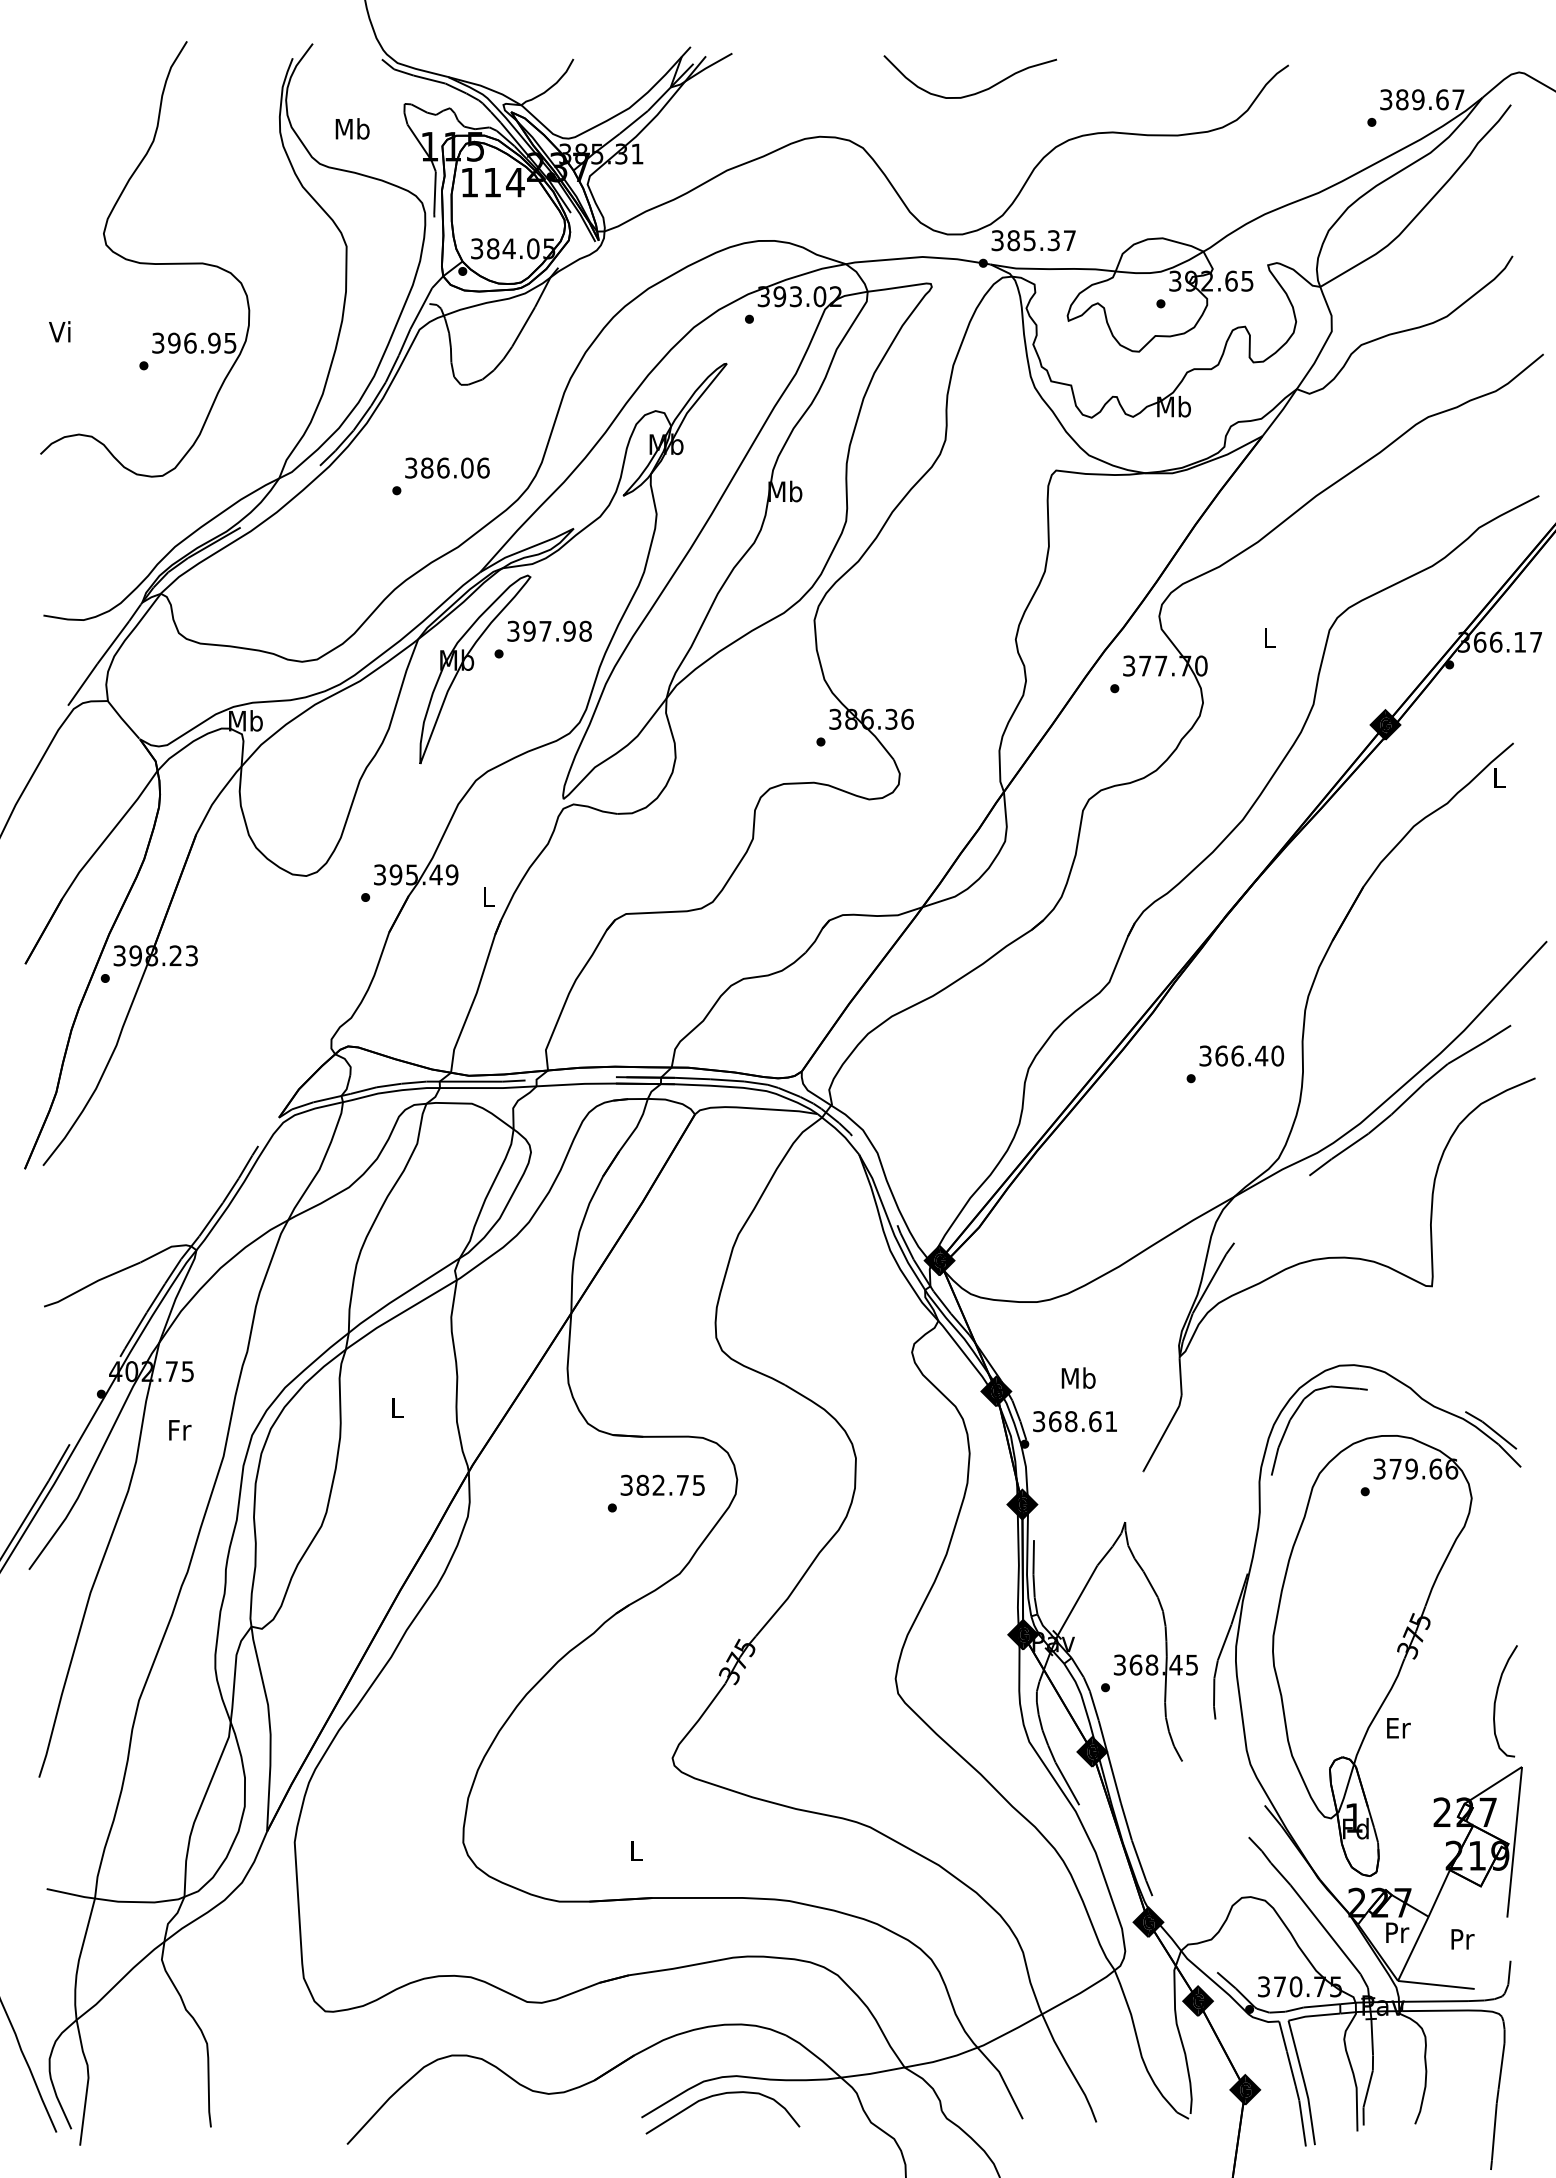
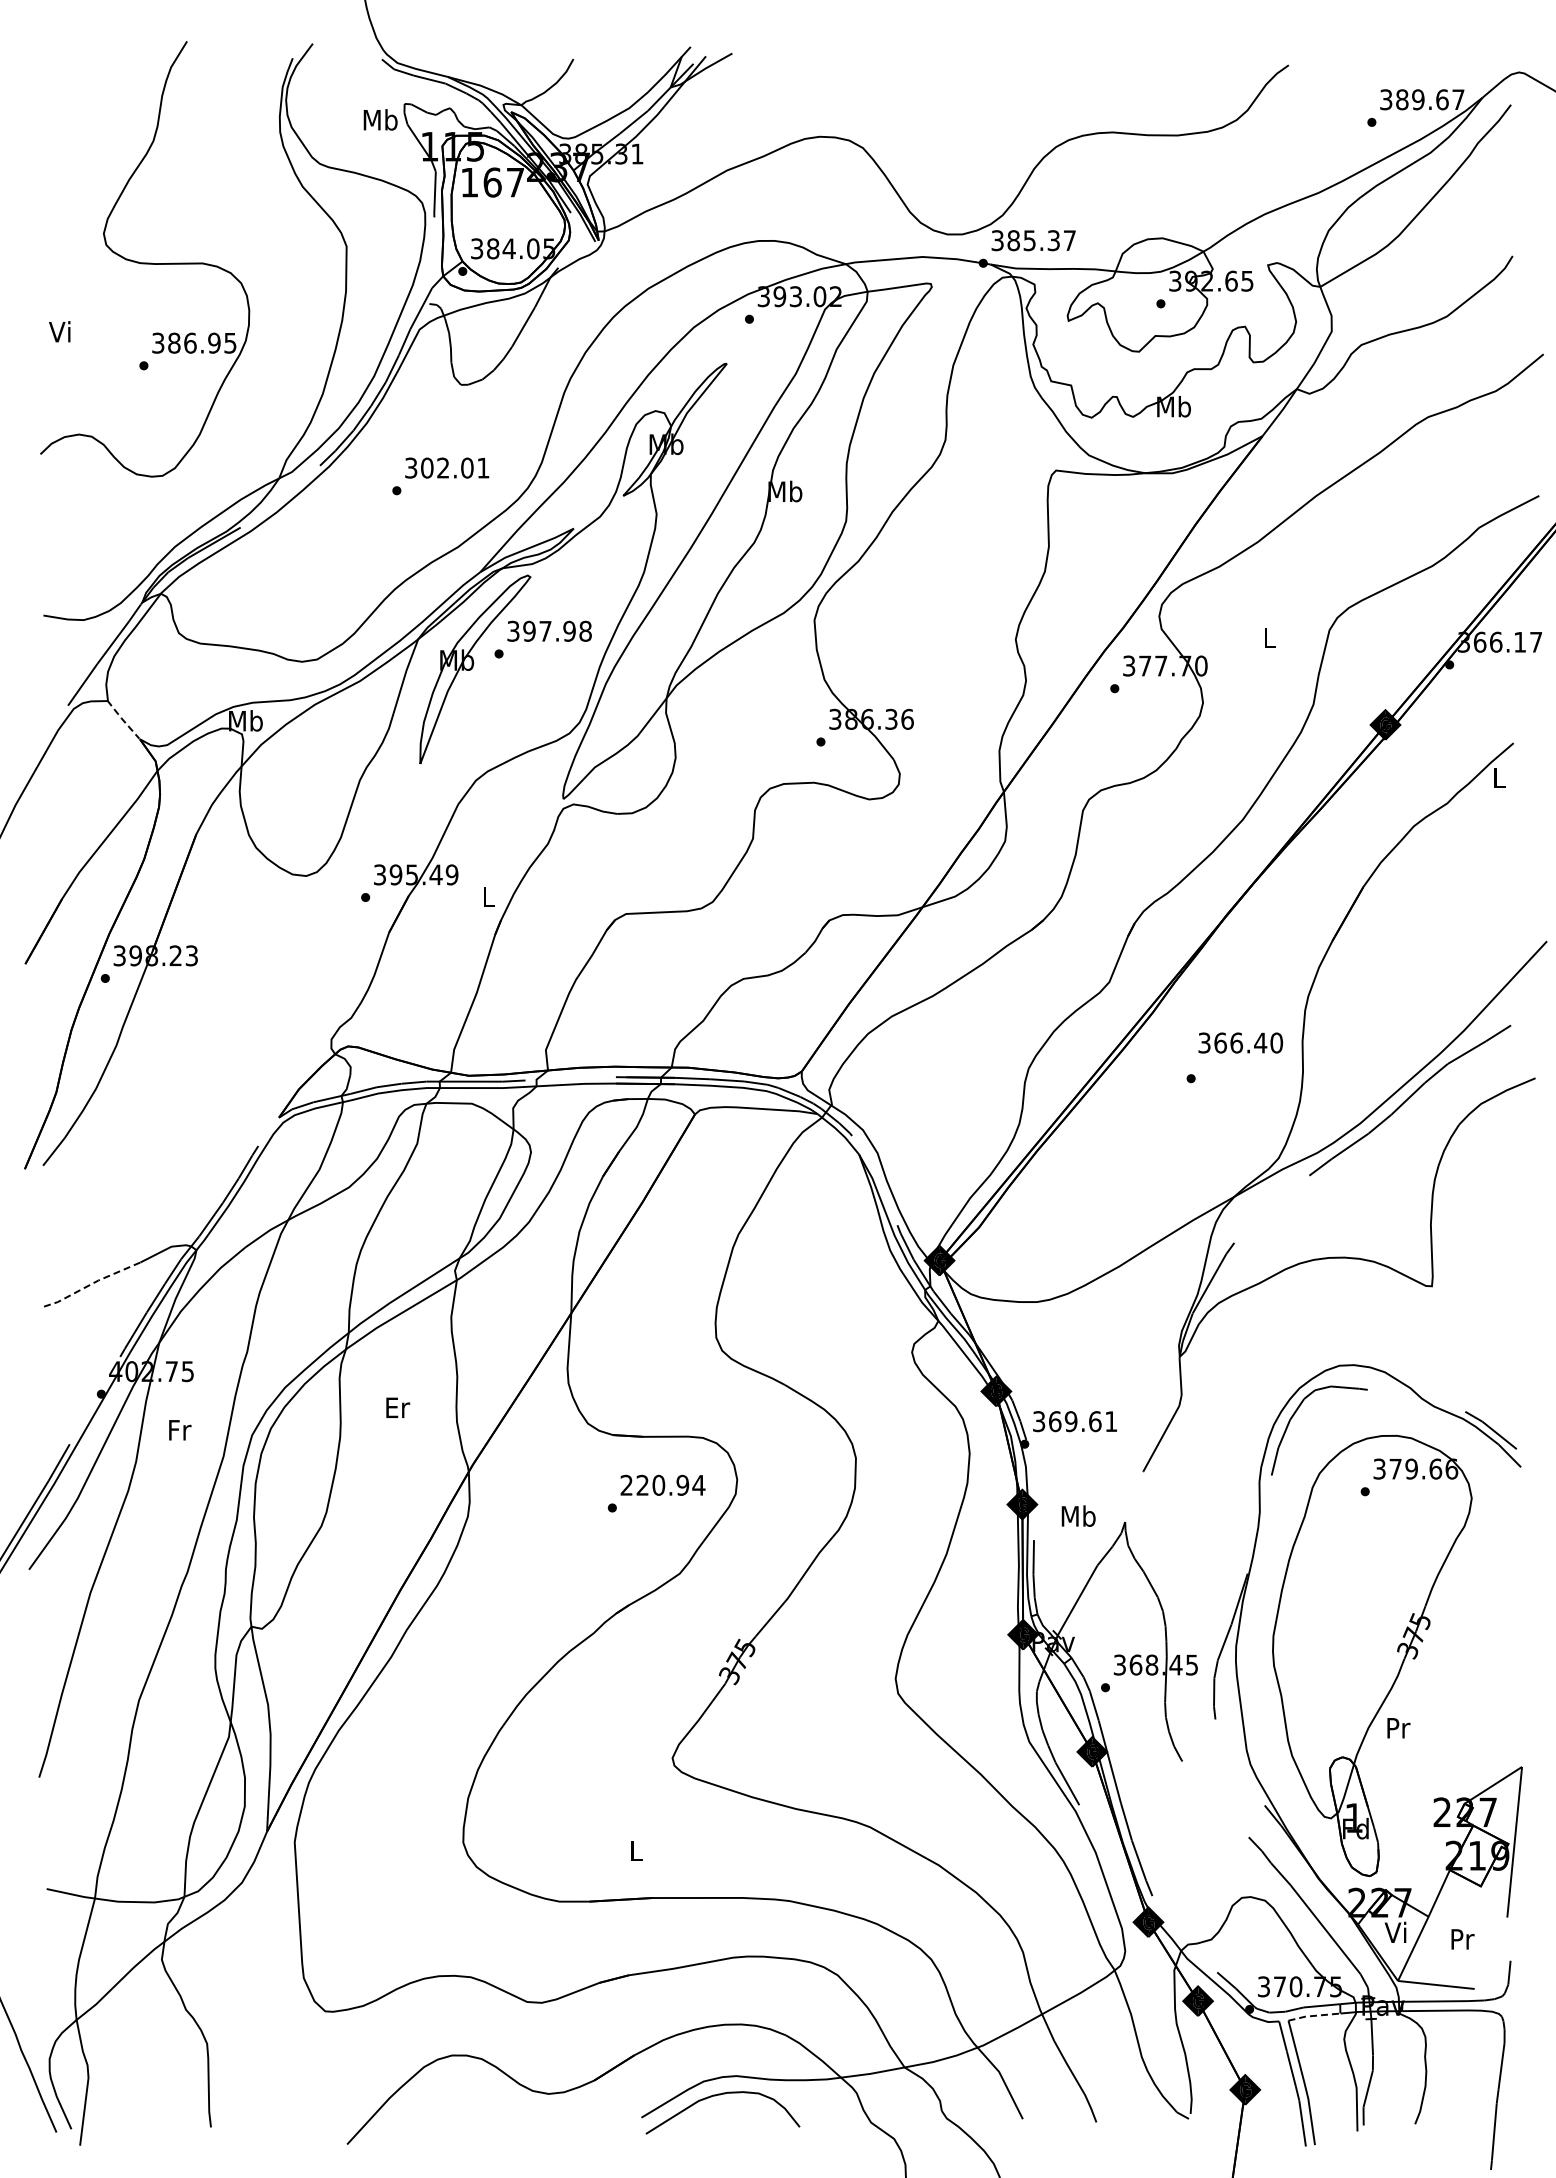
curve: present -> none (978, 91)
text position: (352, 128) -> (380, 119) (380, 119)
text: 114 -> 167 (503, 182)
text: 396.95 -> 386.95 (174, 342)
text: 386.06 -> 302.01 (455, 467)
line: solid -> dashed (122, 719)
text position: (1241, 1055) -> (1240, 1042) (1240, 1042)
line: solid -> dashed (92, 1283)
text position: (1078, 1377) -> (1078, 1515) (1078, 1515)
text: L -> Er (398, 1407)
text: 368.61 -> 369.61 (1070, 1421)
text: 382.75 -> 220.94 (662, 1484)
curve: present -> none (1496, 1700)
text: Er -> Pr (1398, 1728)
text: Pr -> Vi (1396, 1931)
line: solid -> dashed (1314, 2015)
